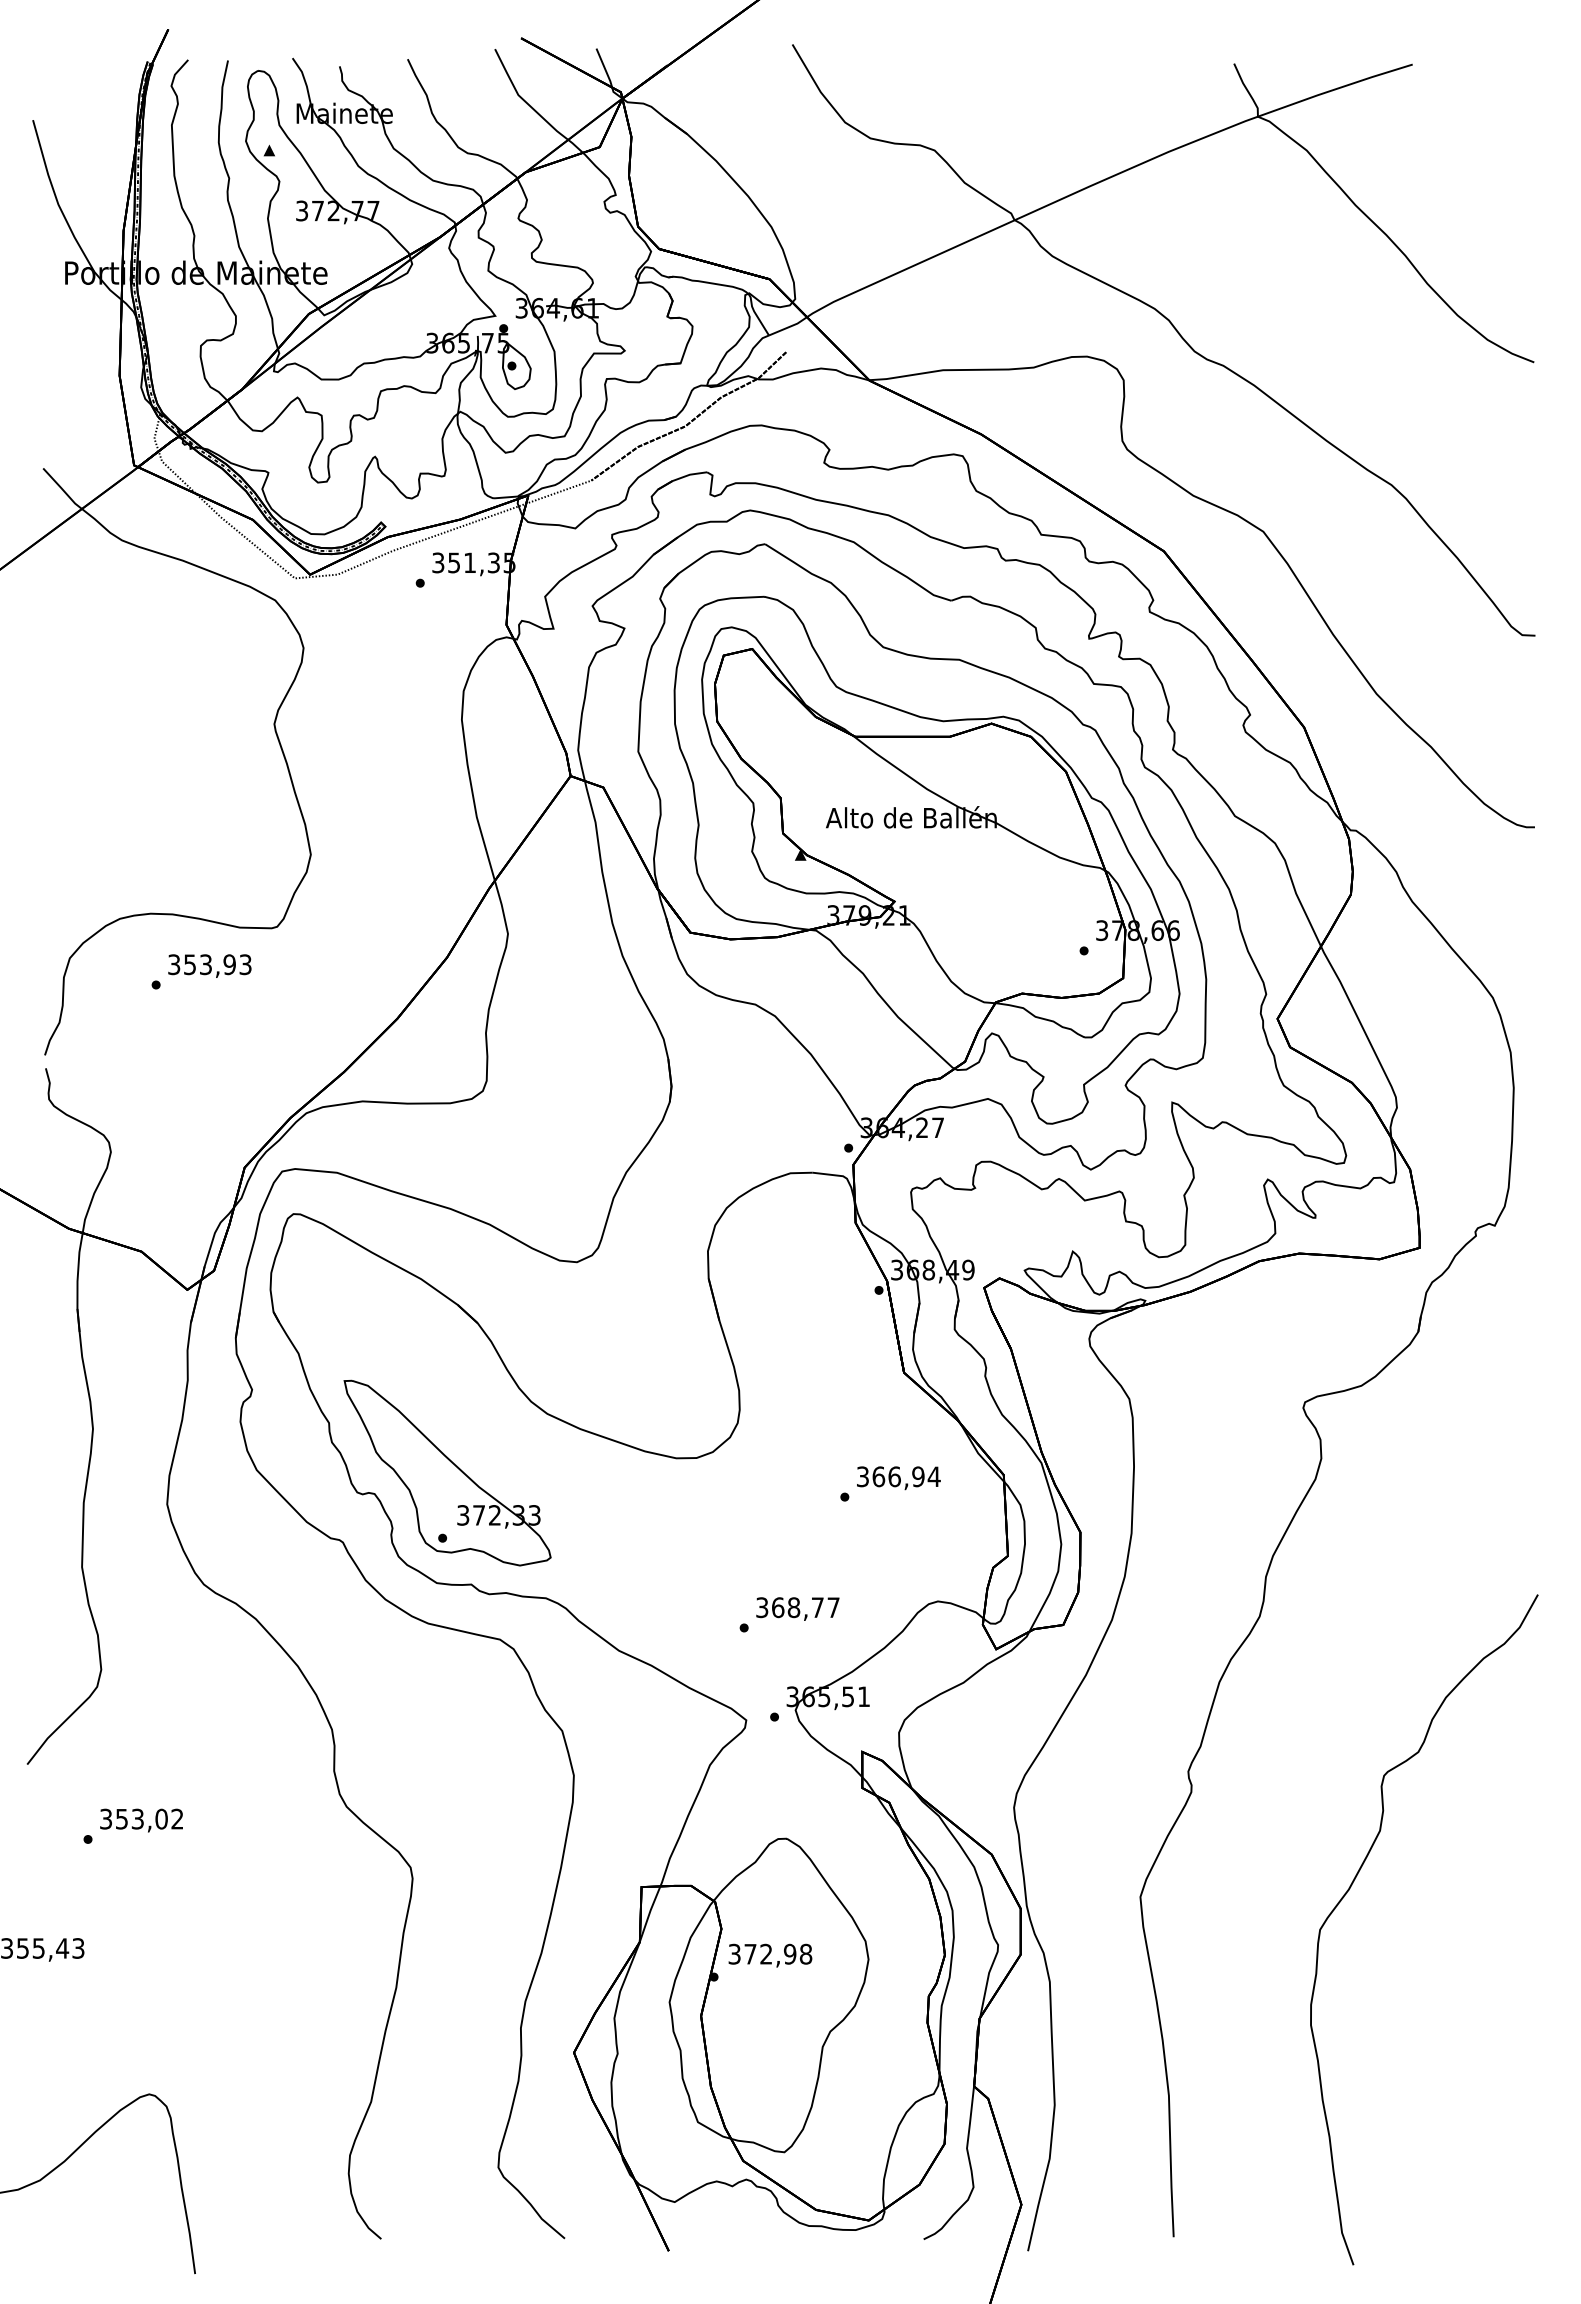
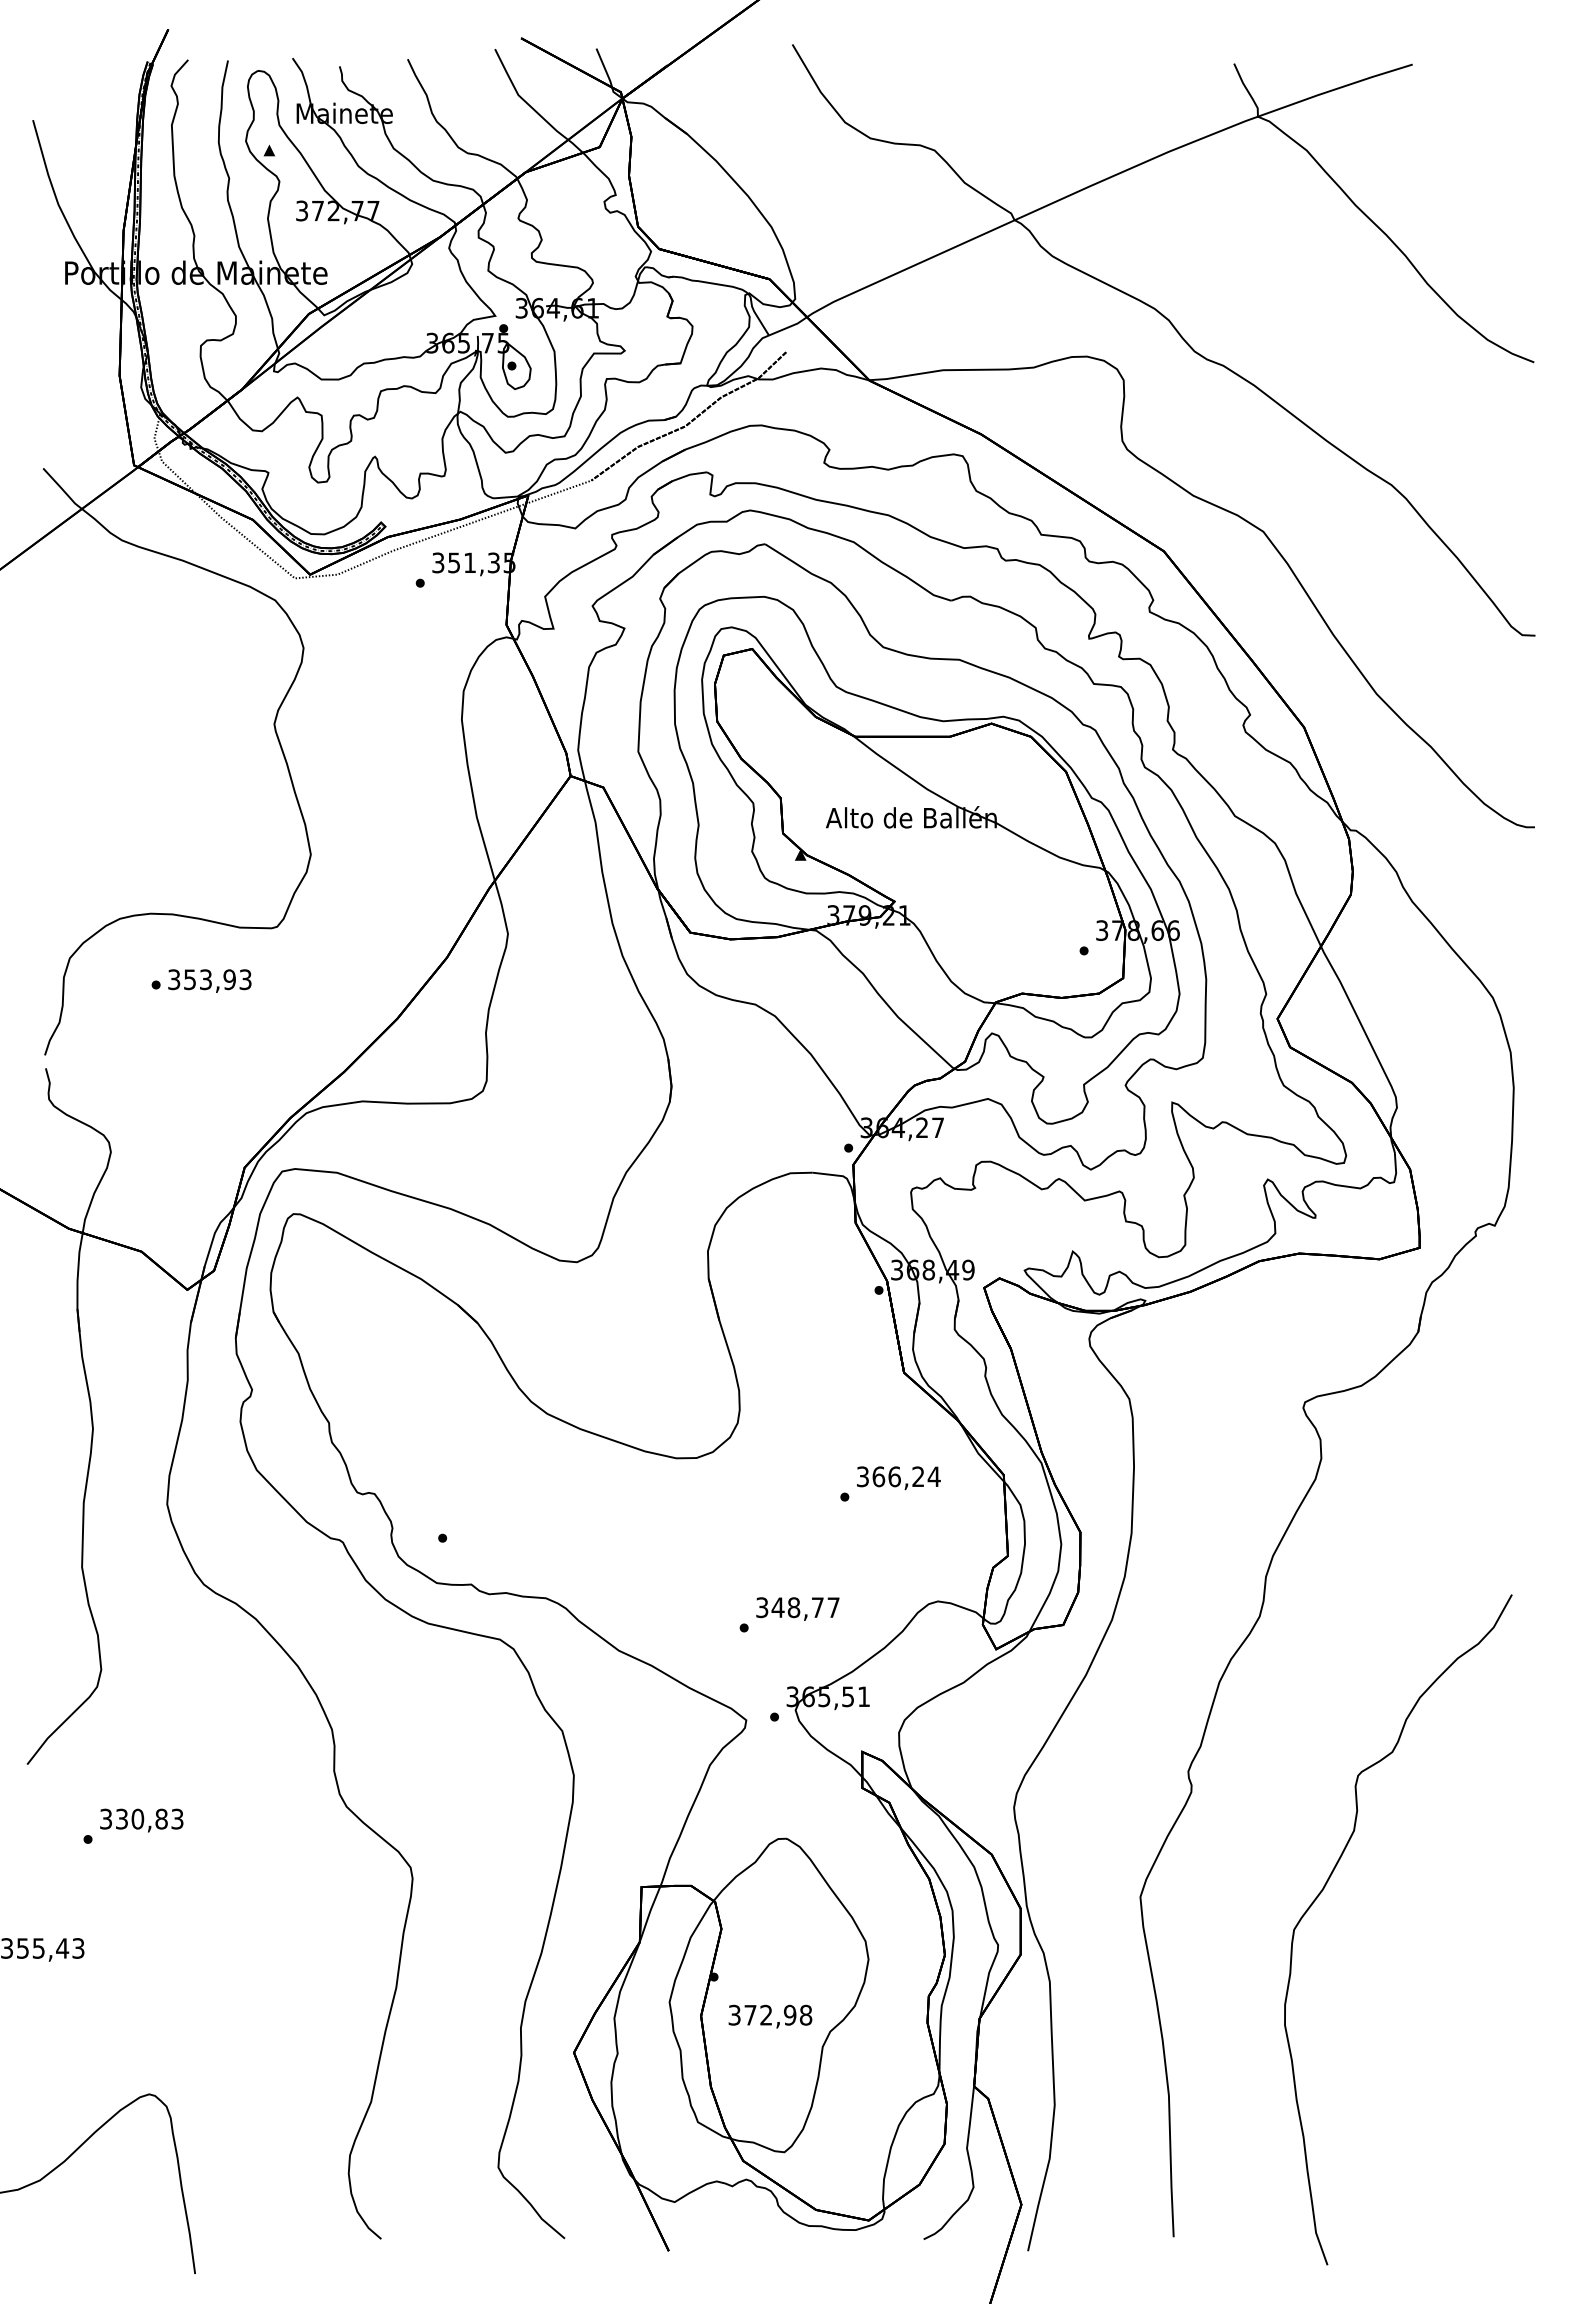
text position: (209, 965) -> (209, 980) (209, 980)
part: present -> none (447, 1472)
text: 366,94 -> 366,24 (918, 1476)
text: 368,77 -> 348,77 (777, 1607)
text: 353,02 -> 330,83 (149, 1818)
curve position: (1352, 1885) -> (1326, 1885) (1326, 1885)
text position: (770, 1955) -> (770, 2016) (770, 2016)
